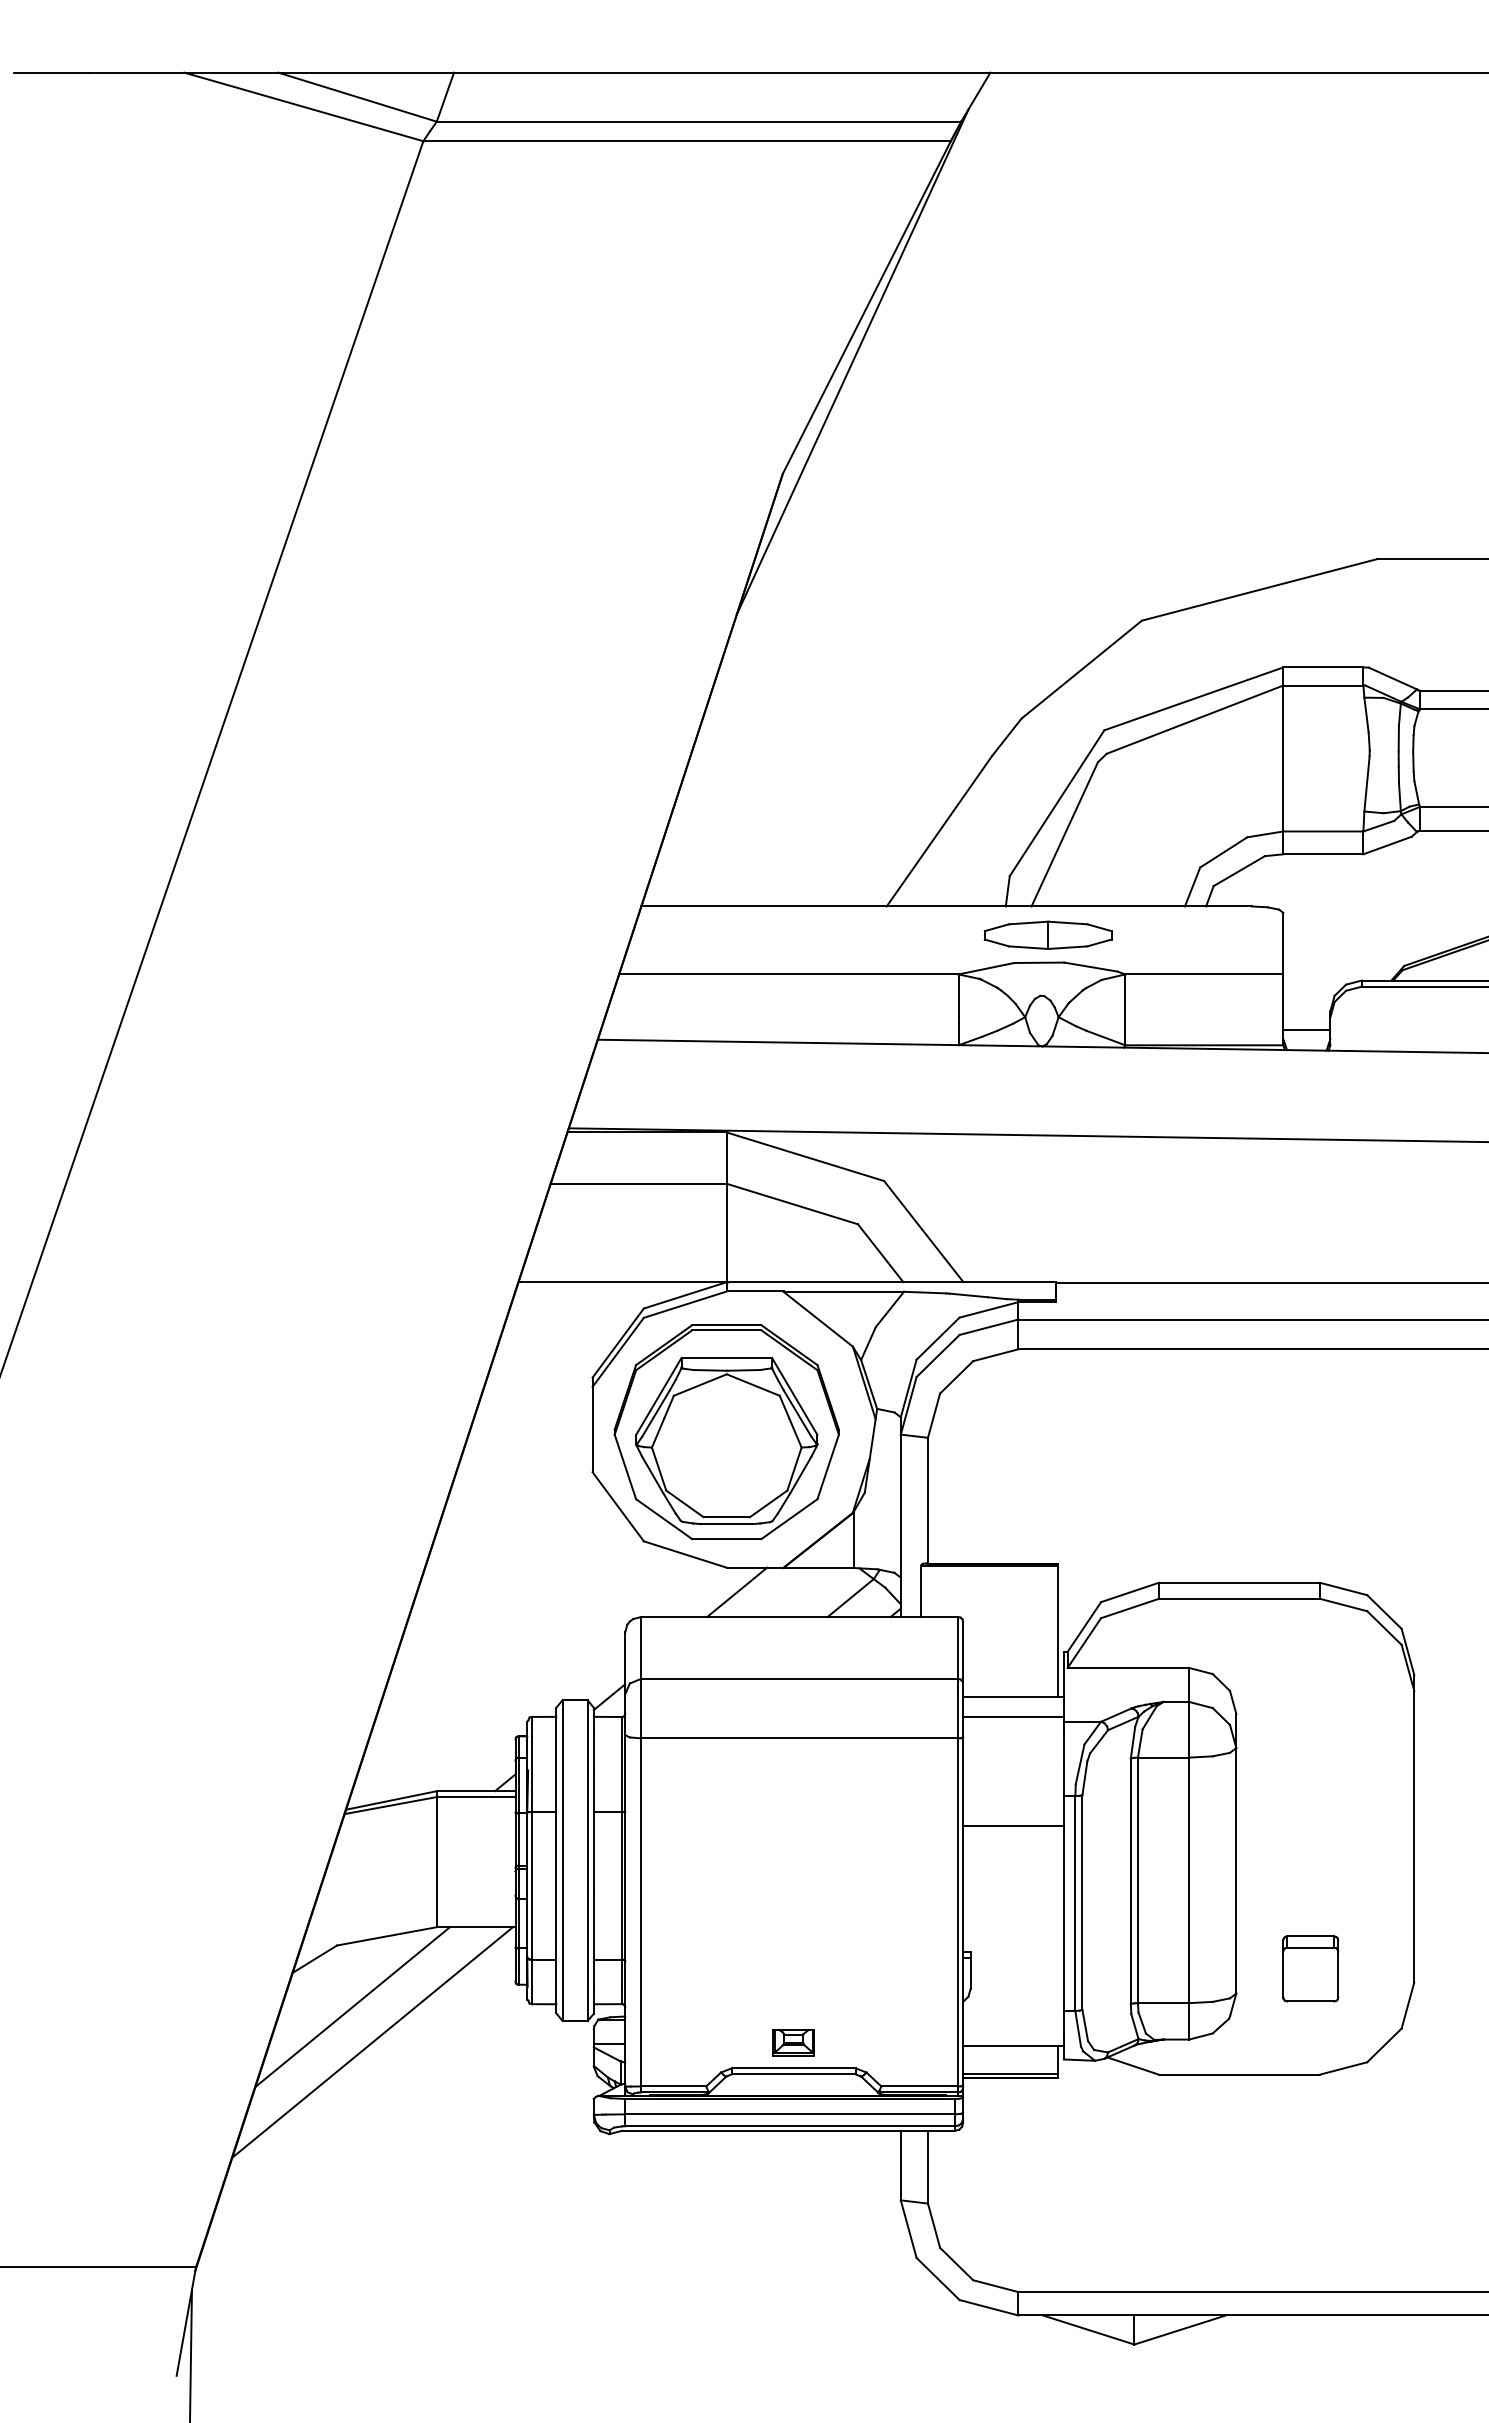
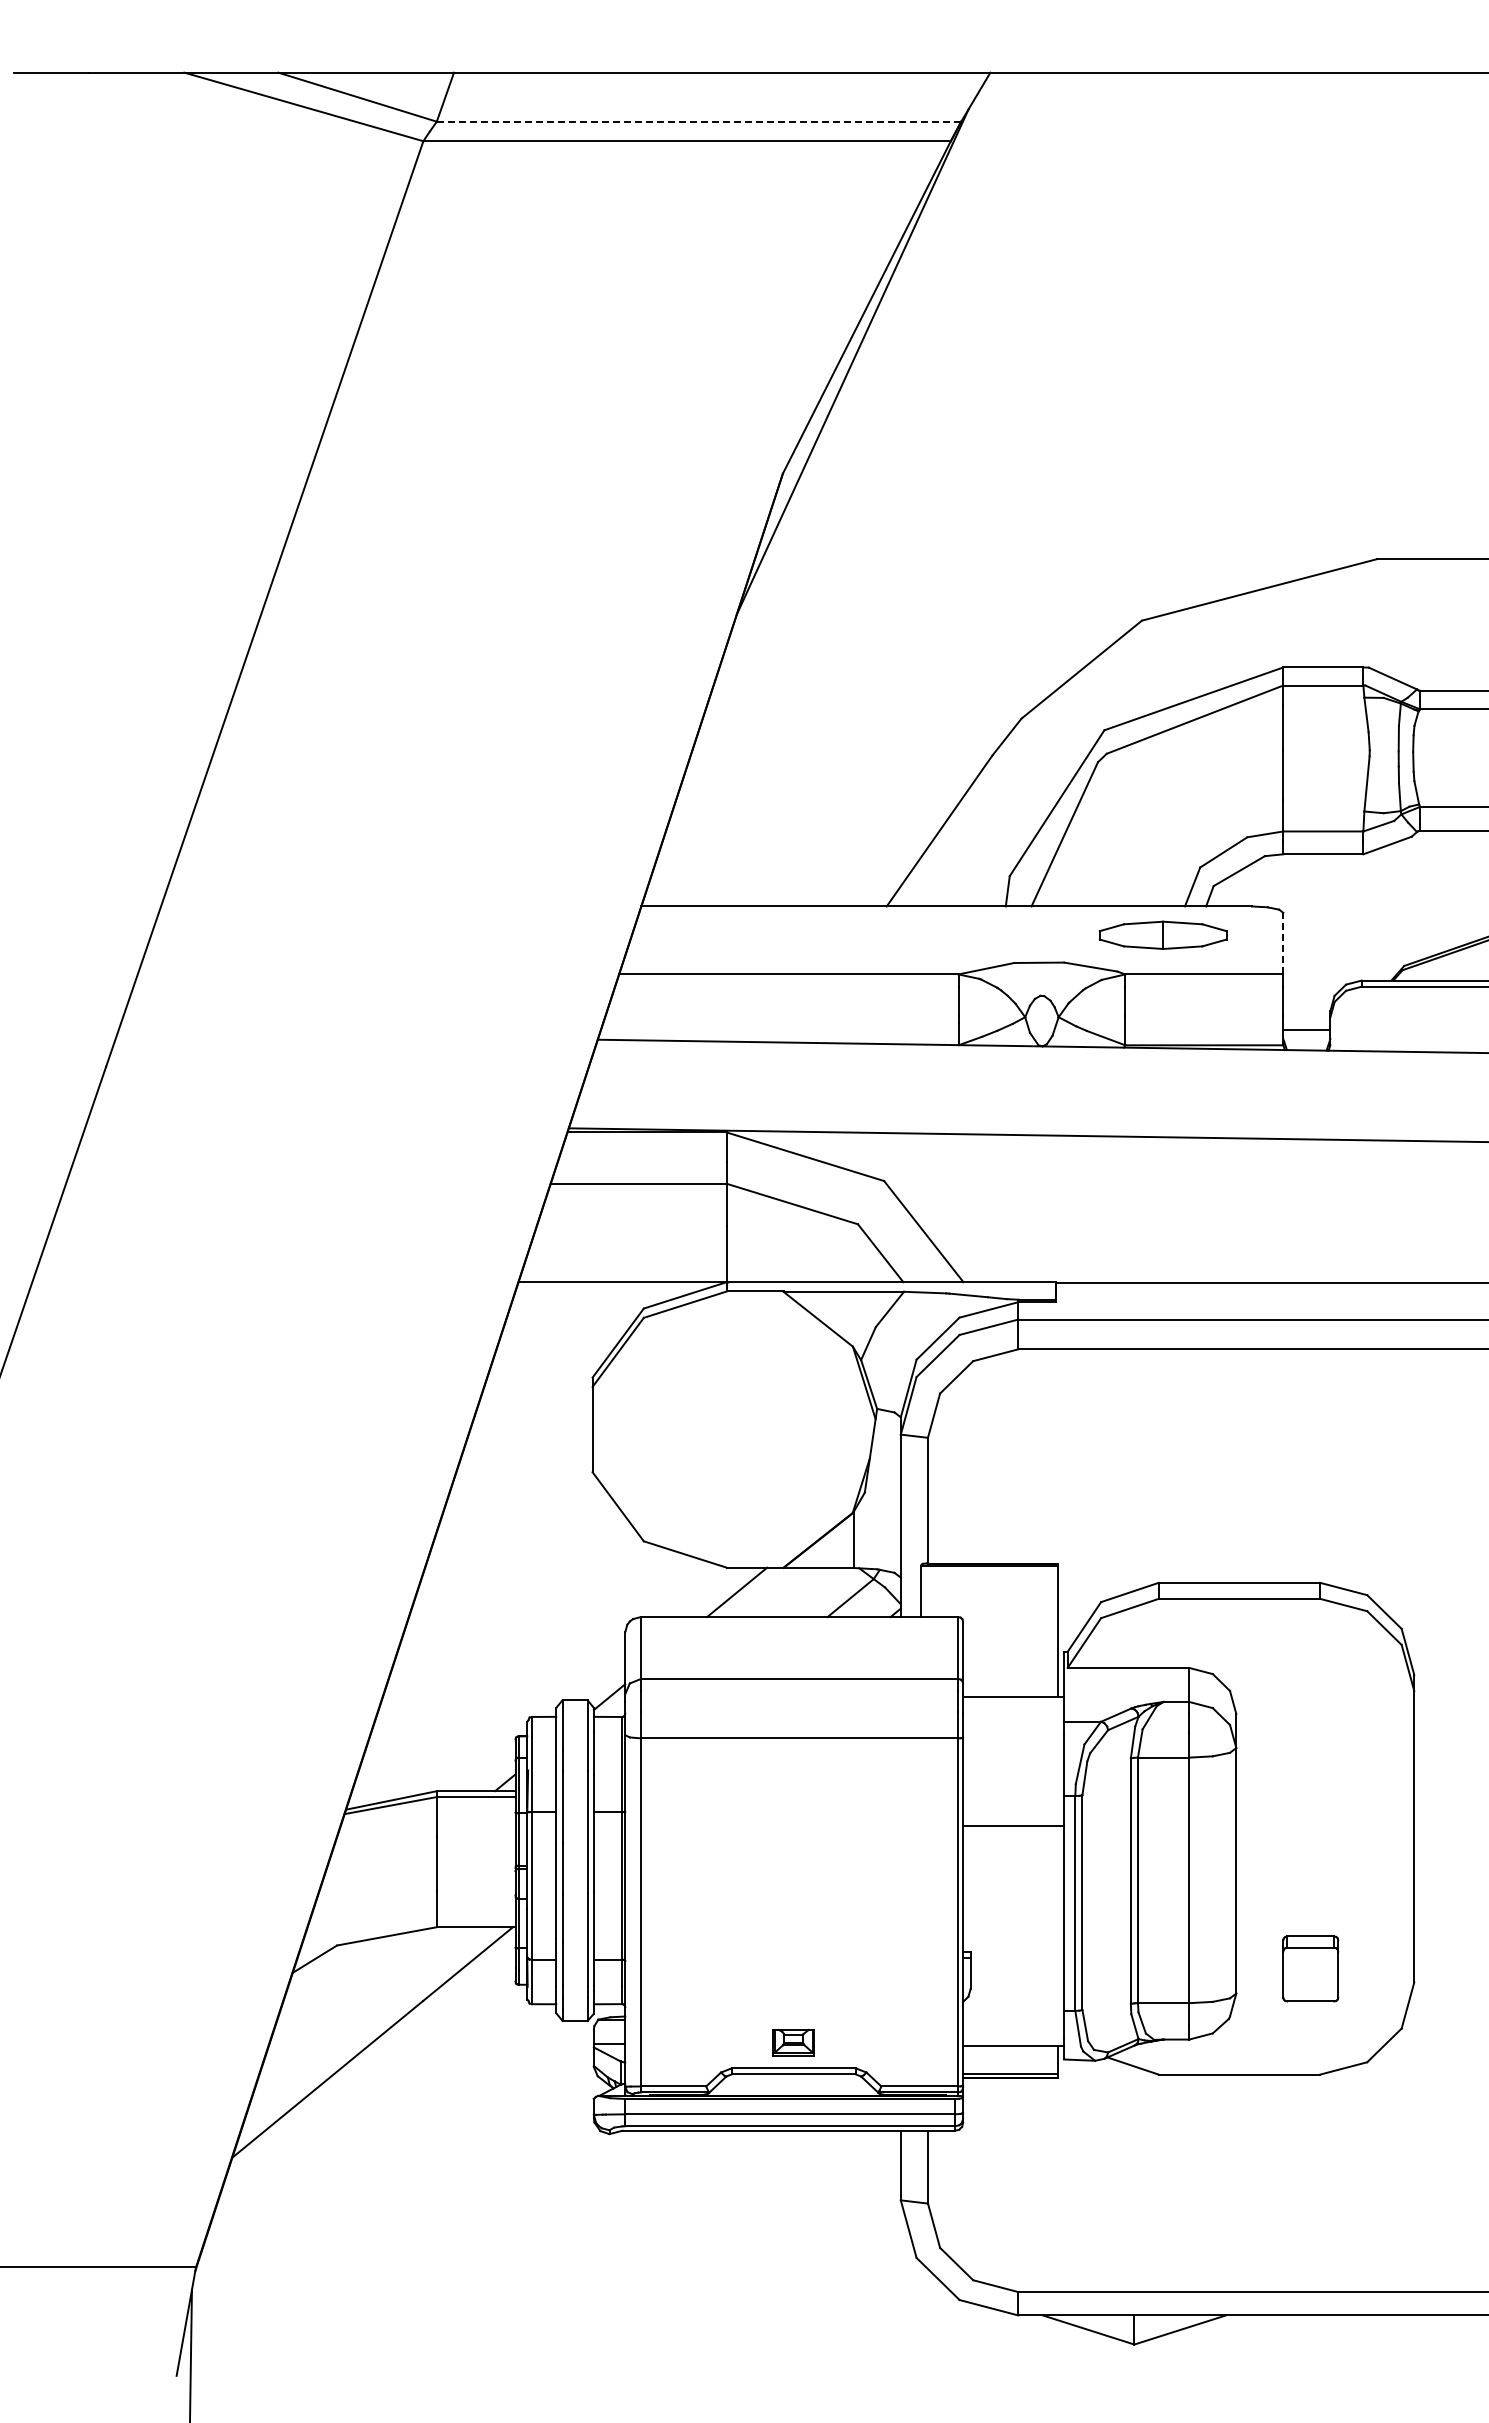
line: solid -> dashed (699, 121)
part position: (1047, 934) -> (1162, 934) (1162, 934)
line: solid -> dashed (1283, 943)
part: present -> none (726, 1432)
line: present -> none (1013, 1717)
line: present -> none (352, 2006)
